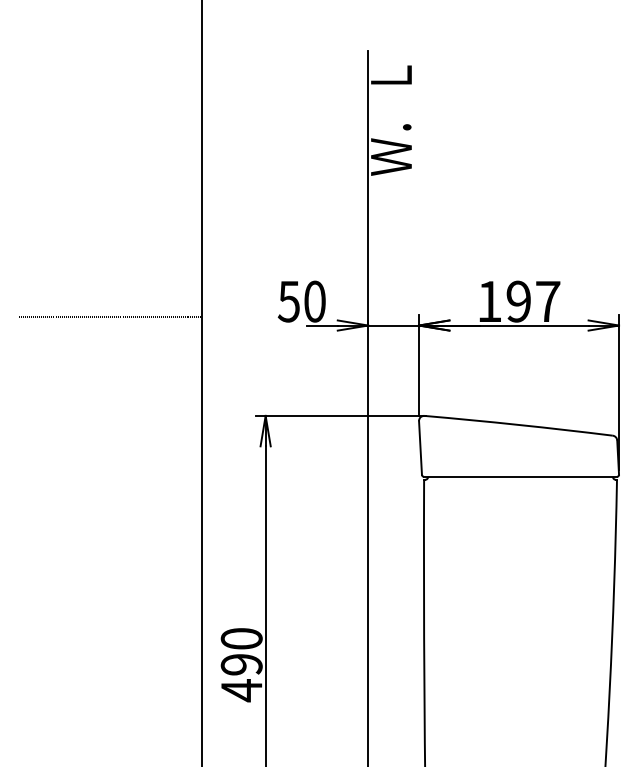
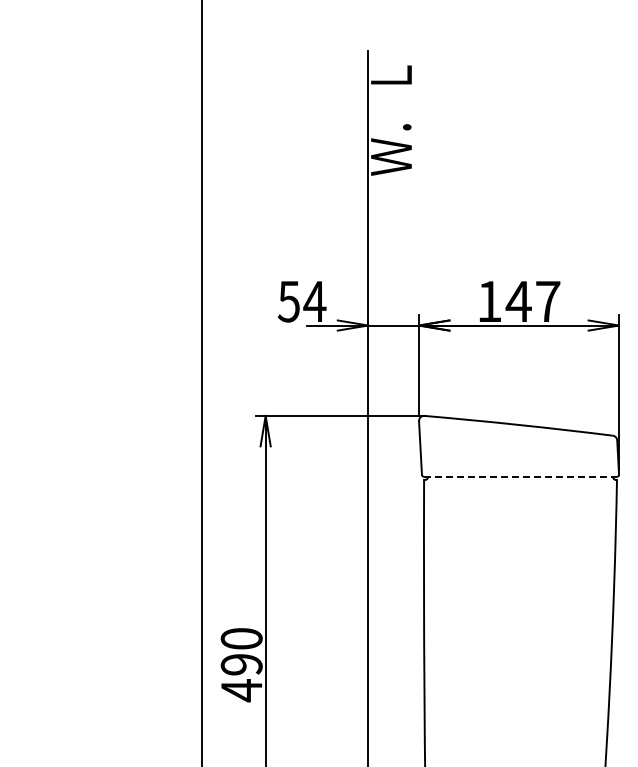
text: 50 -> 54 (314, 301)
text: 197 -> 147 (518, 301)
line: present -> none (109, 317)
line: solid -> dashed (521, 476)
